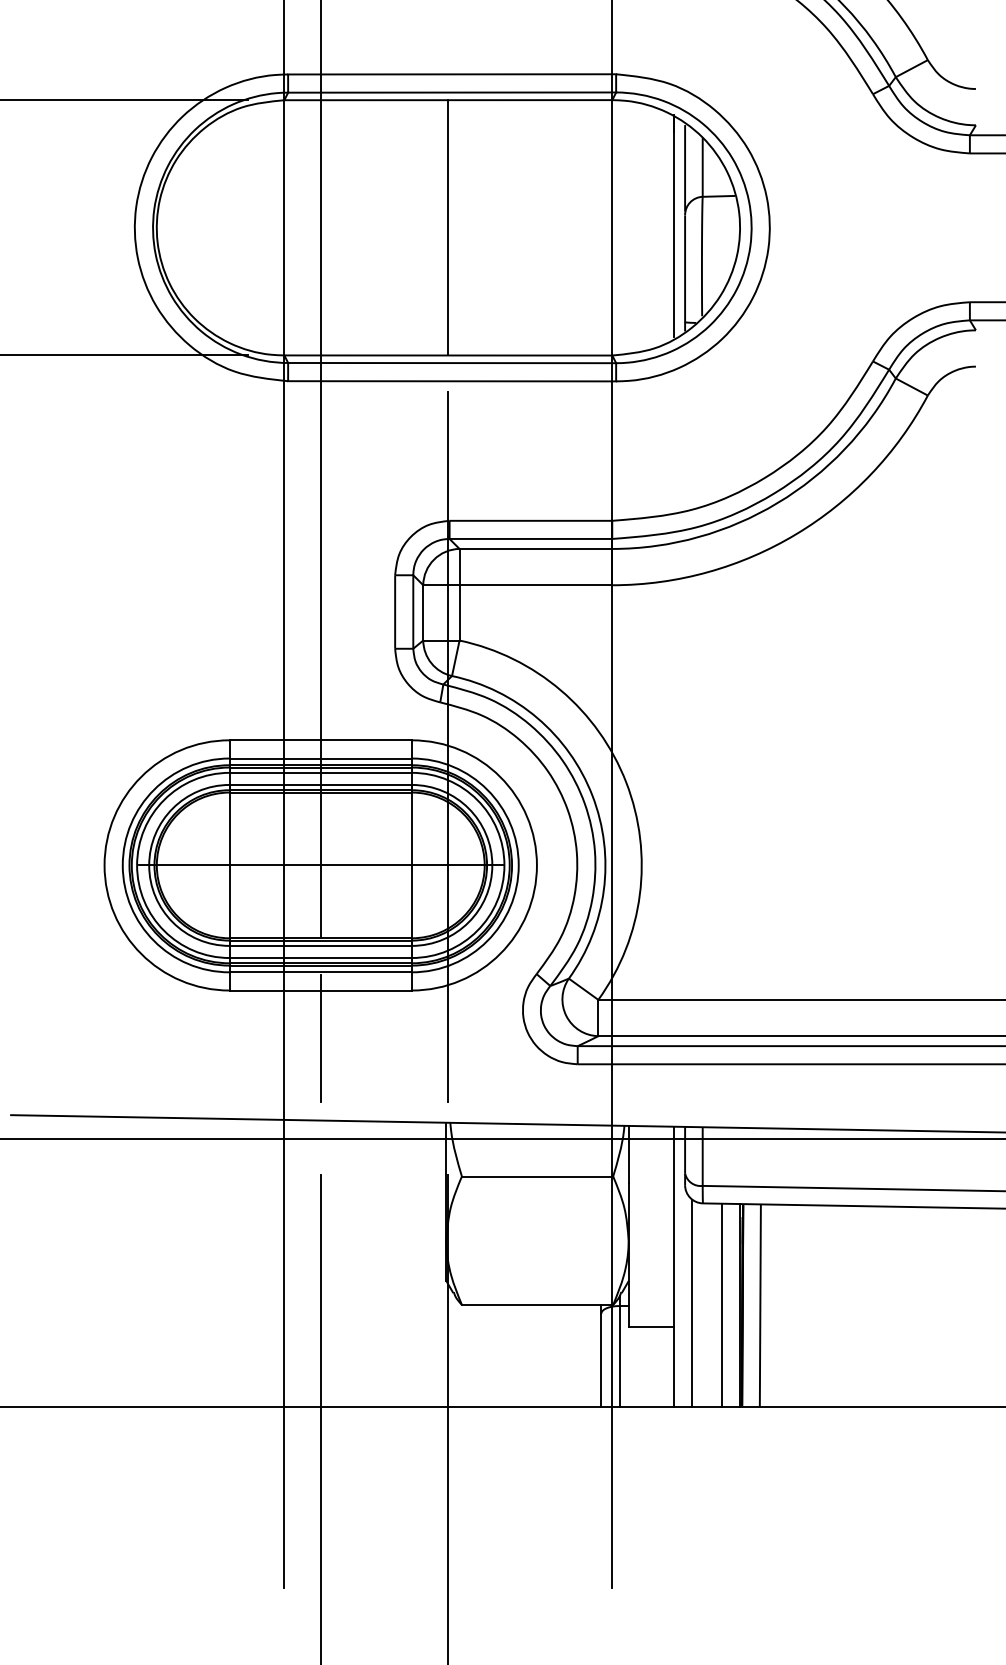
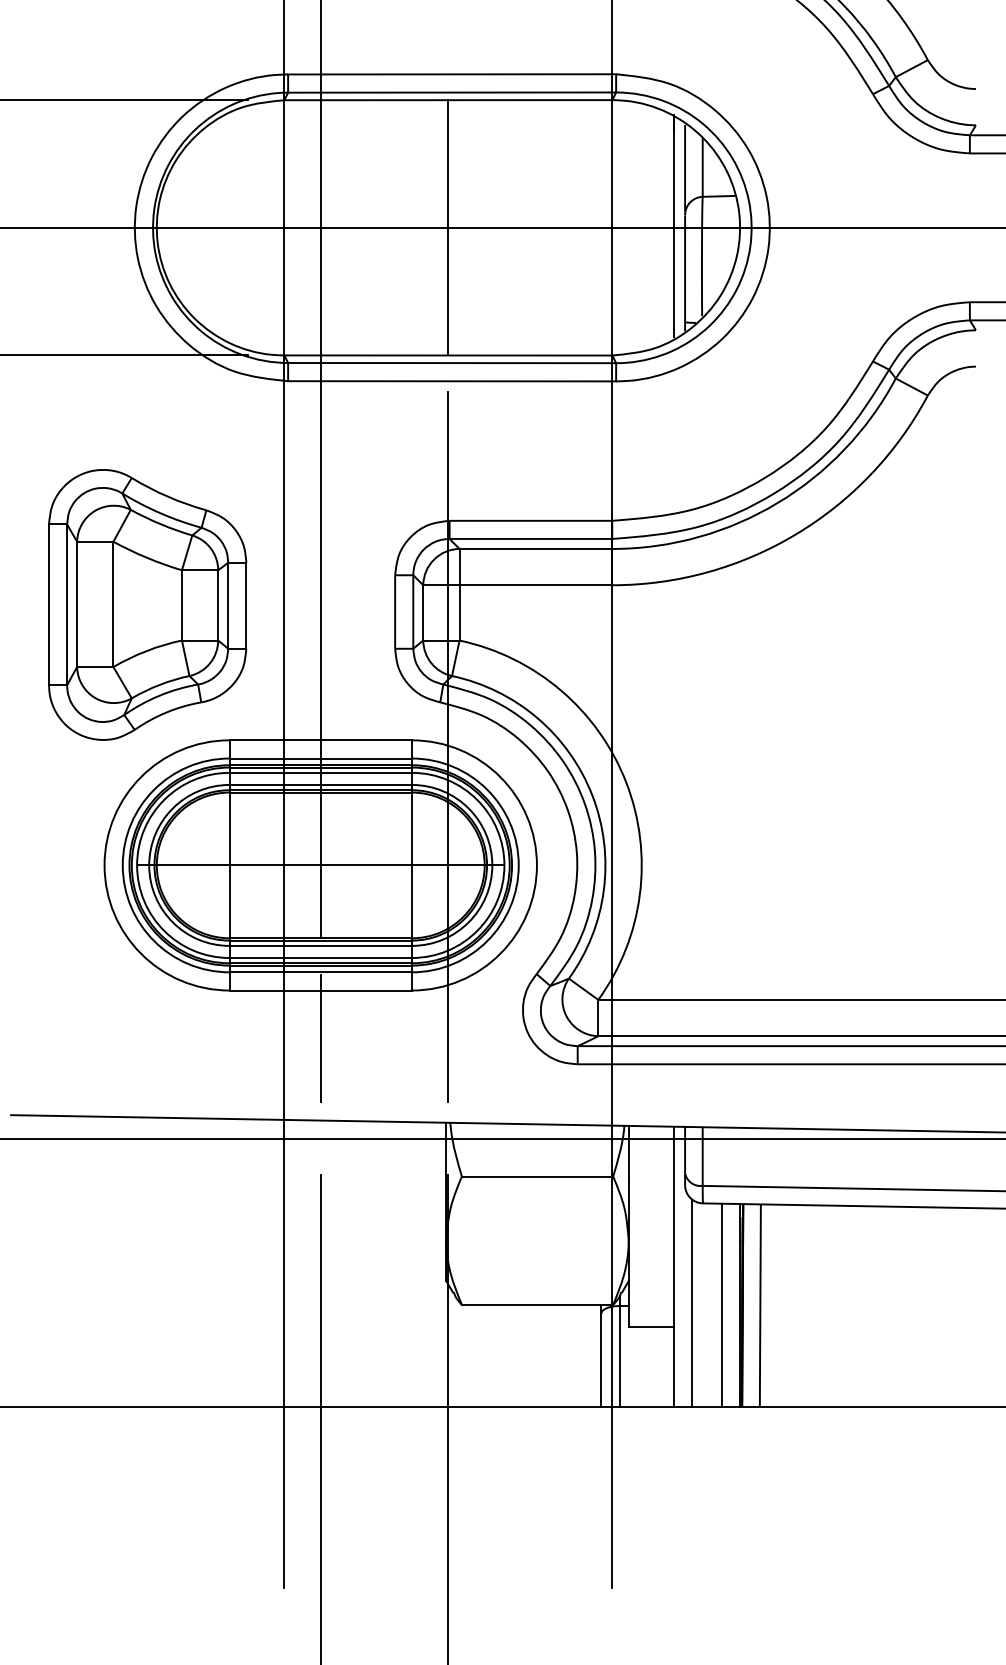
line: none -> present (502, 227)
part: none -> present (147, 604)
